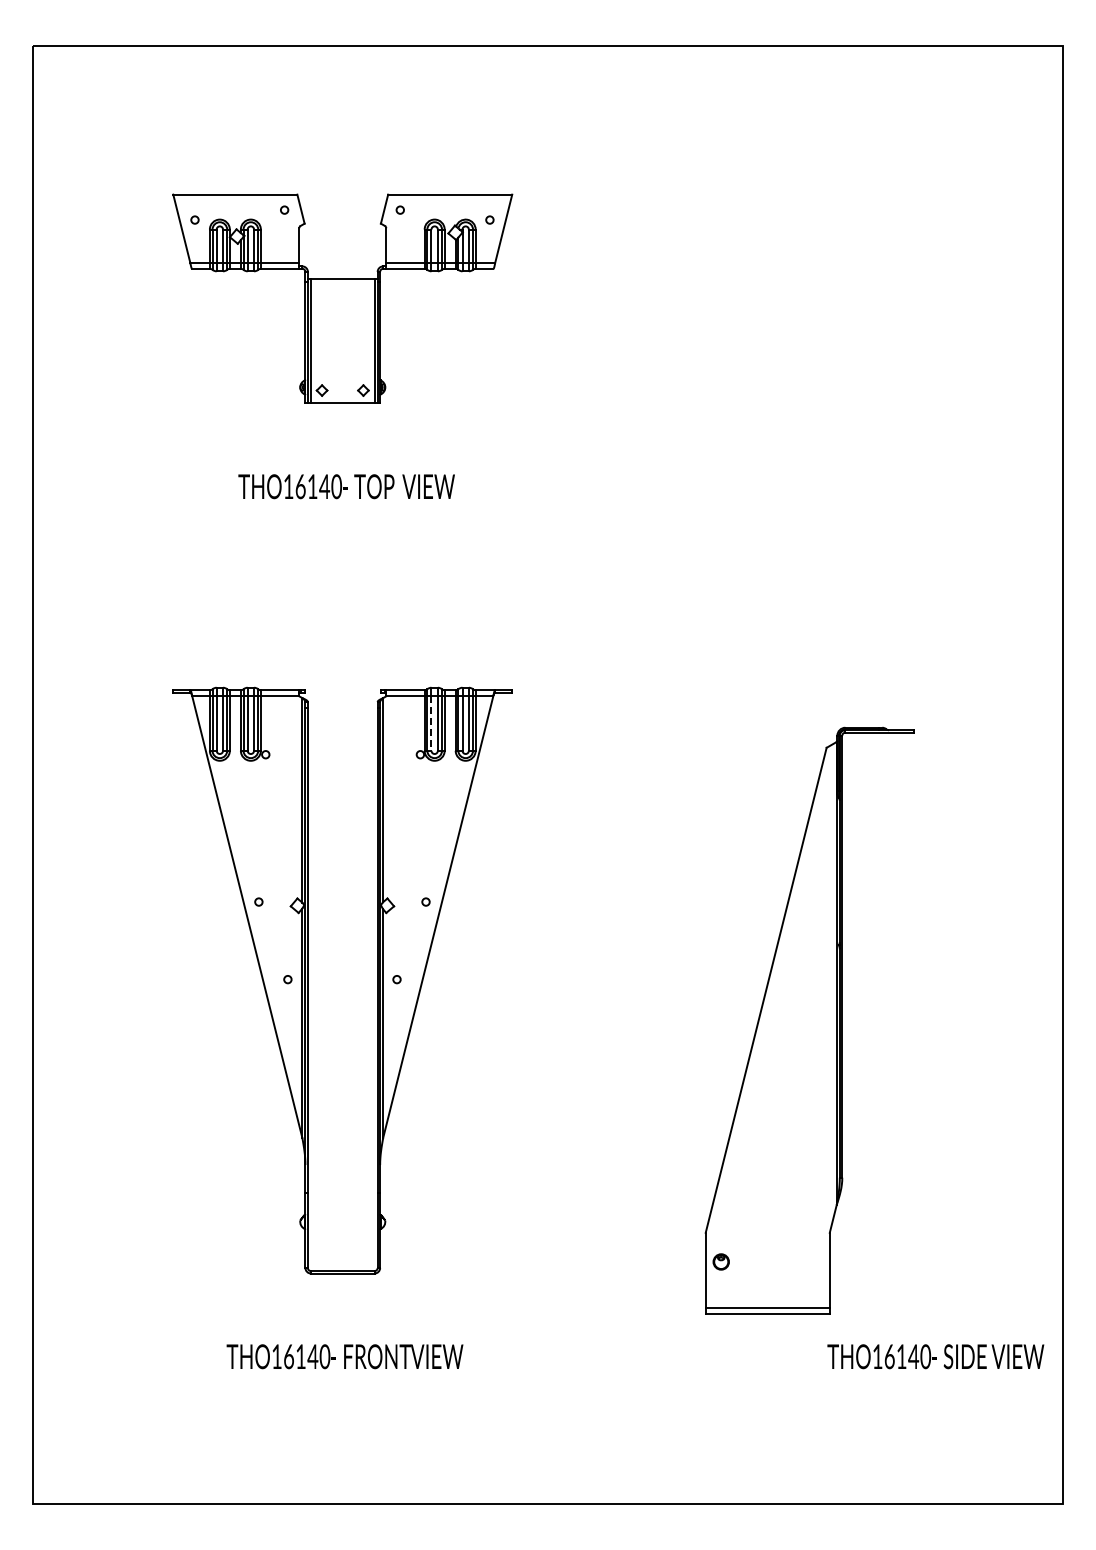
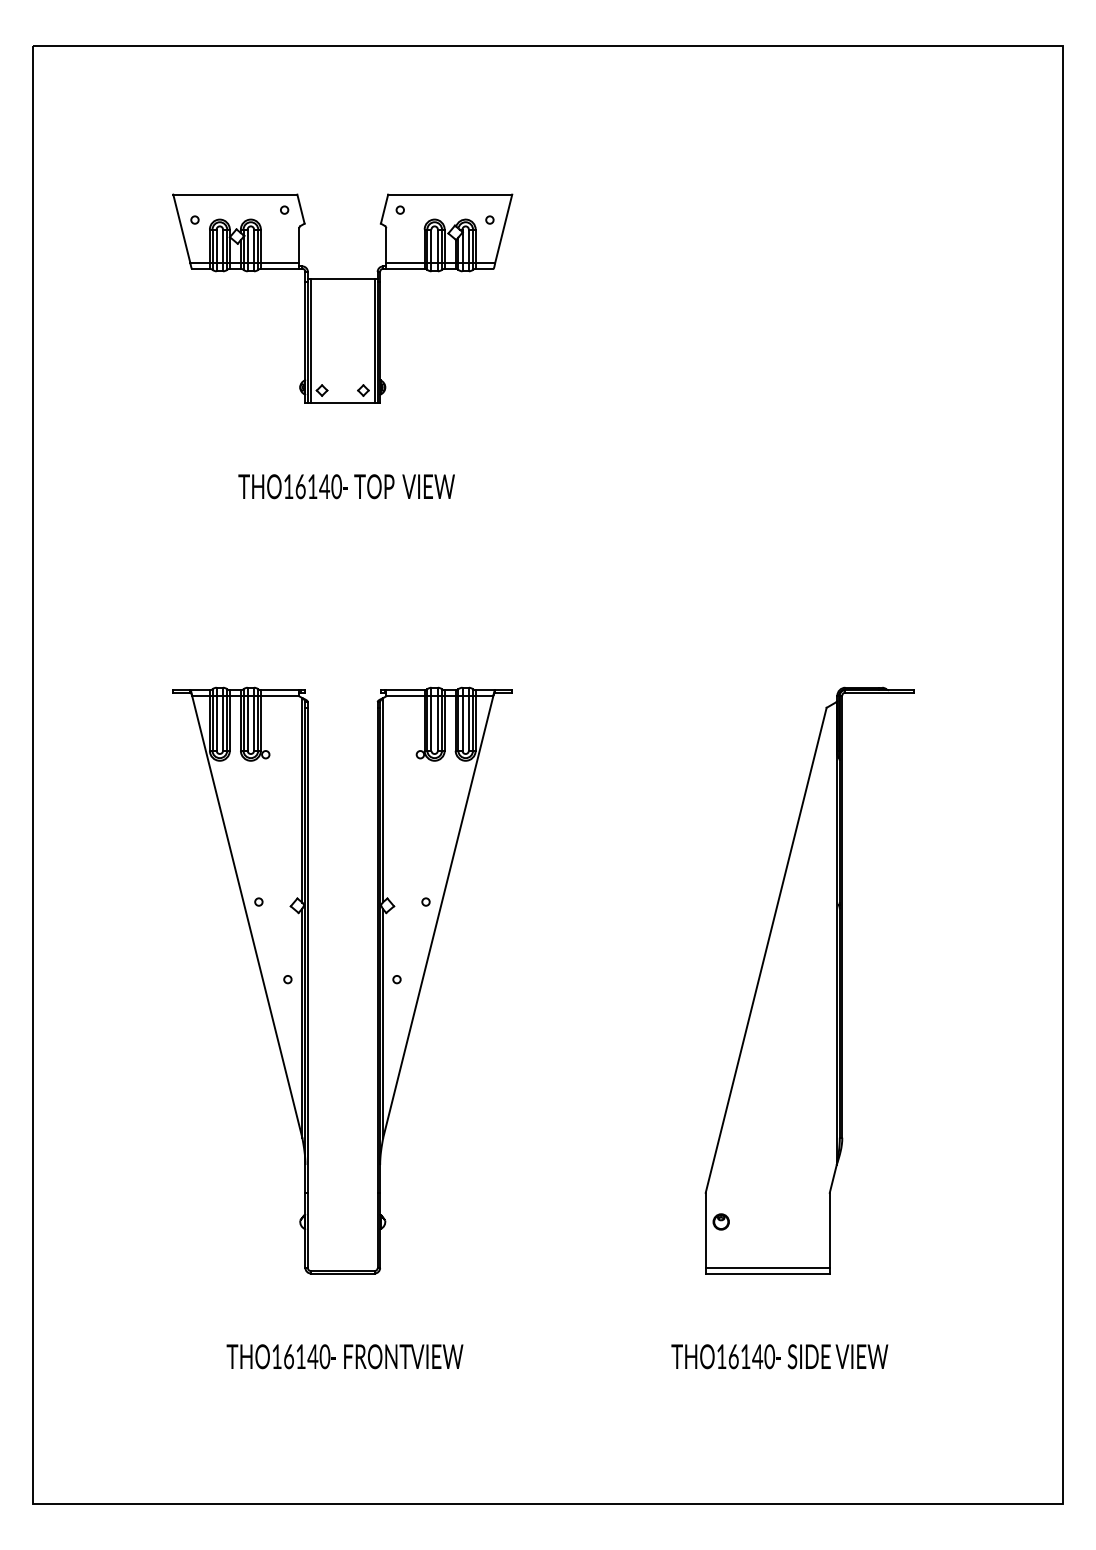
line: dashed -> solid (431, 723)
part position: (809, 1020) -> (809, 980) (809, 980)
text position: (935, 1356) -> (779, 1356) (779, 1356)
